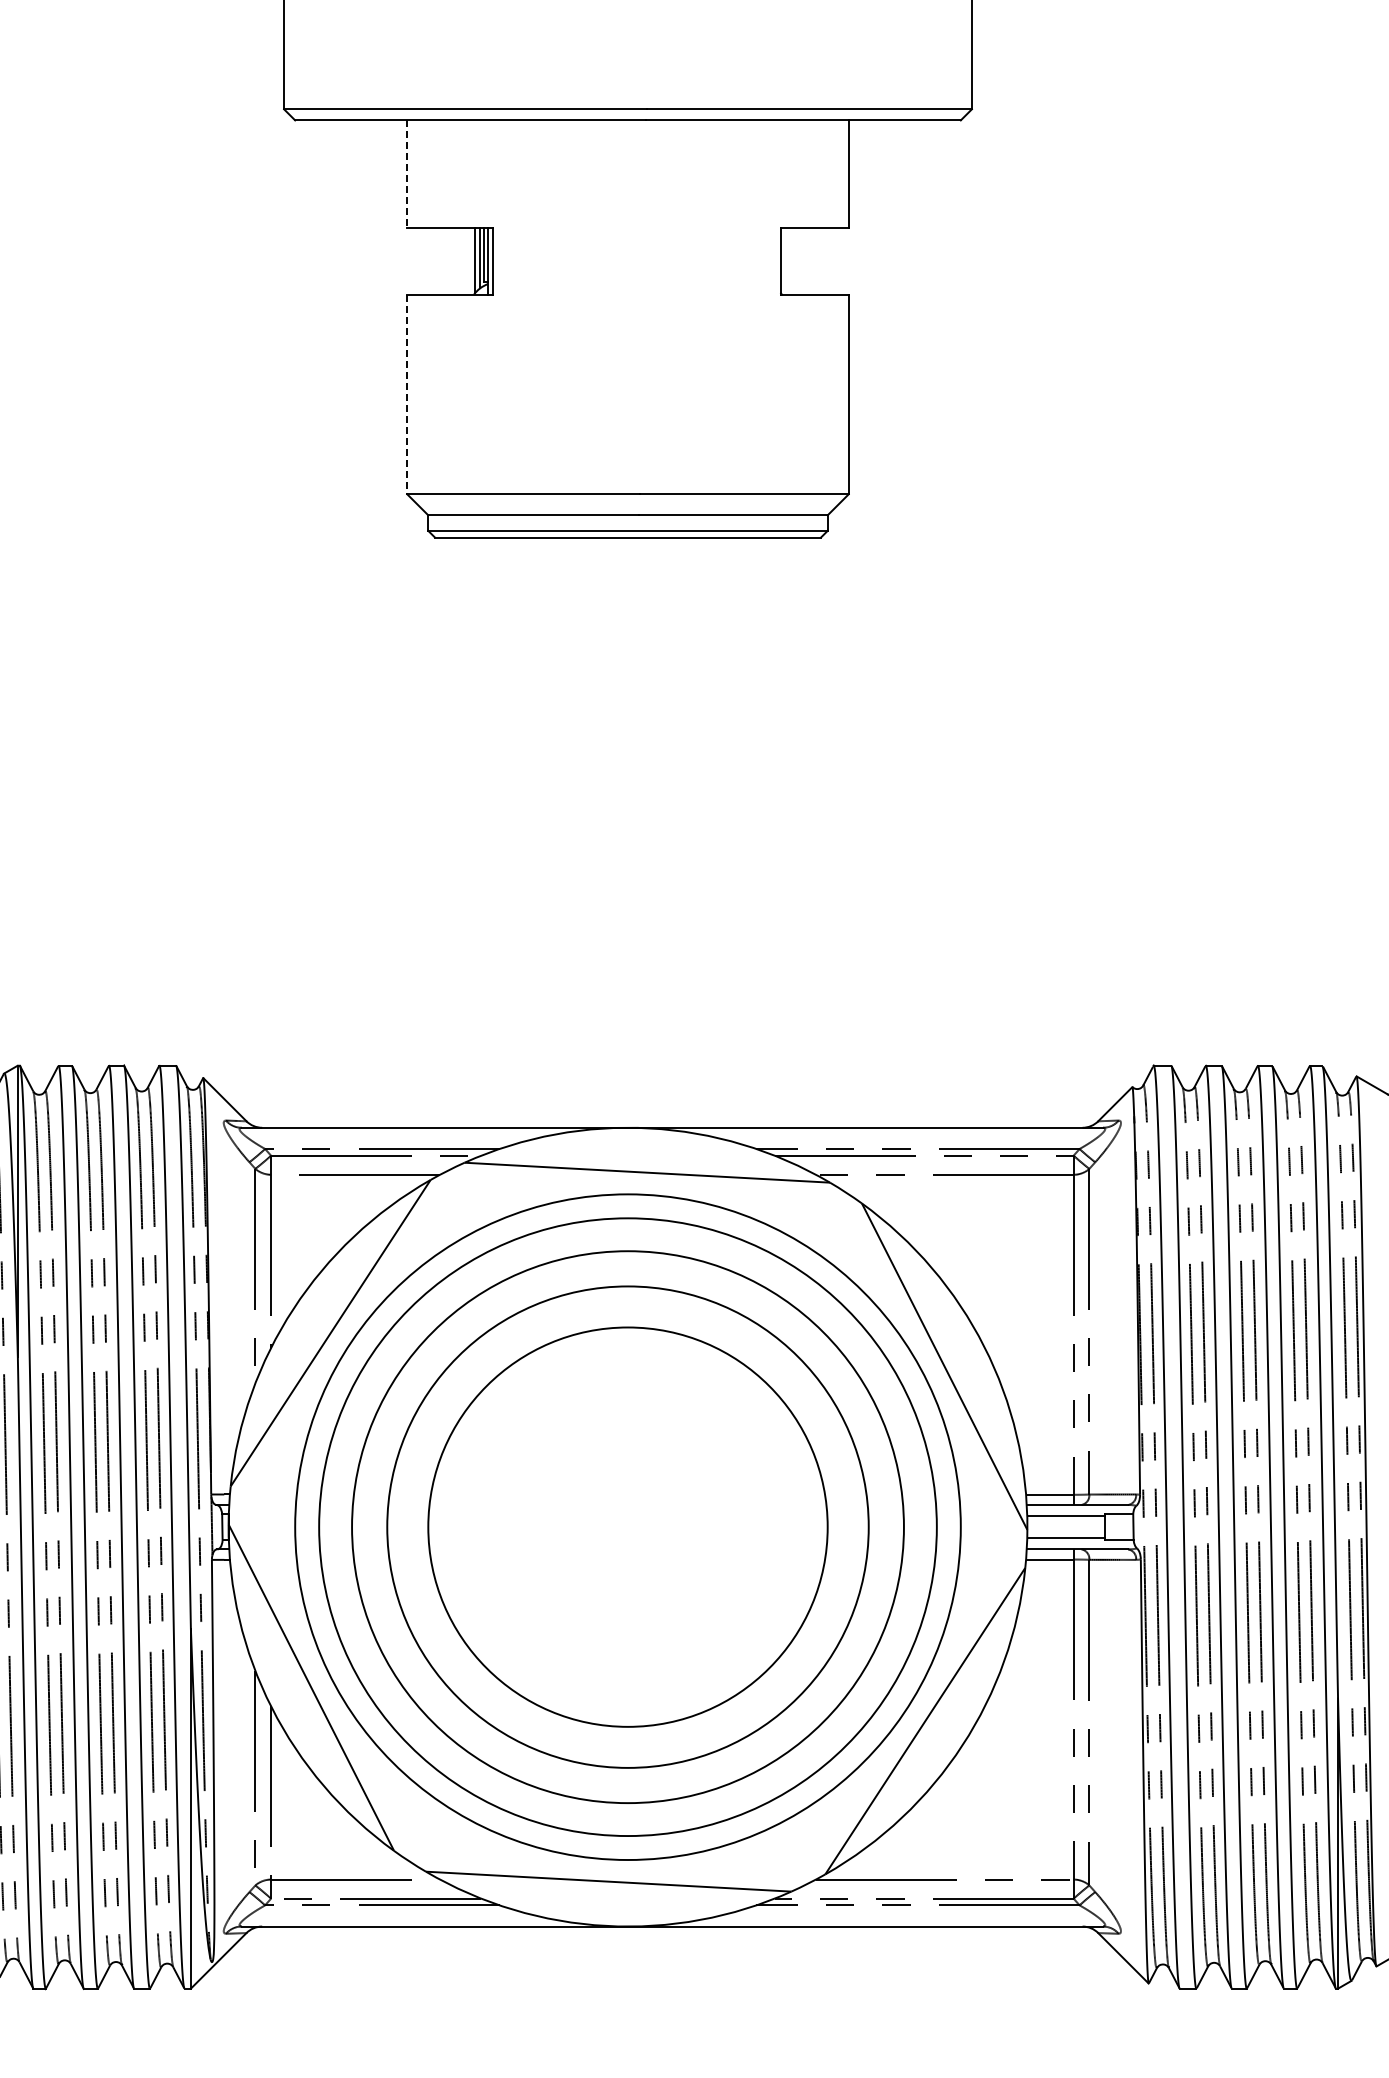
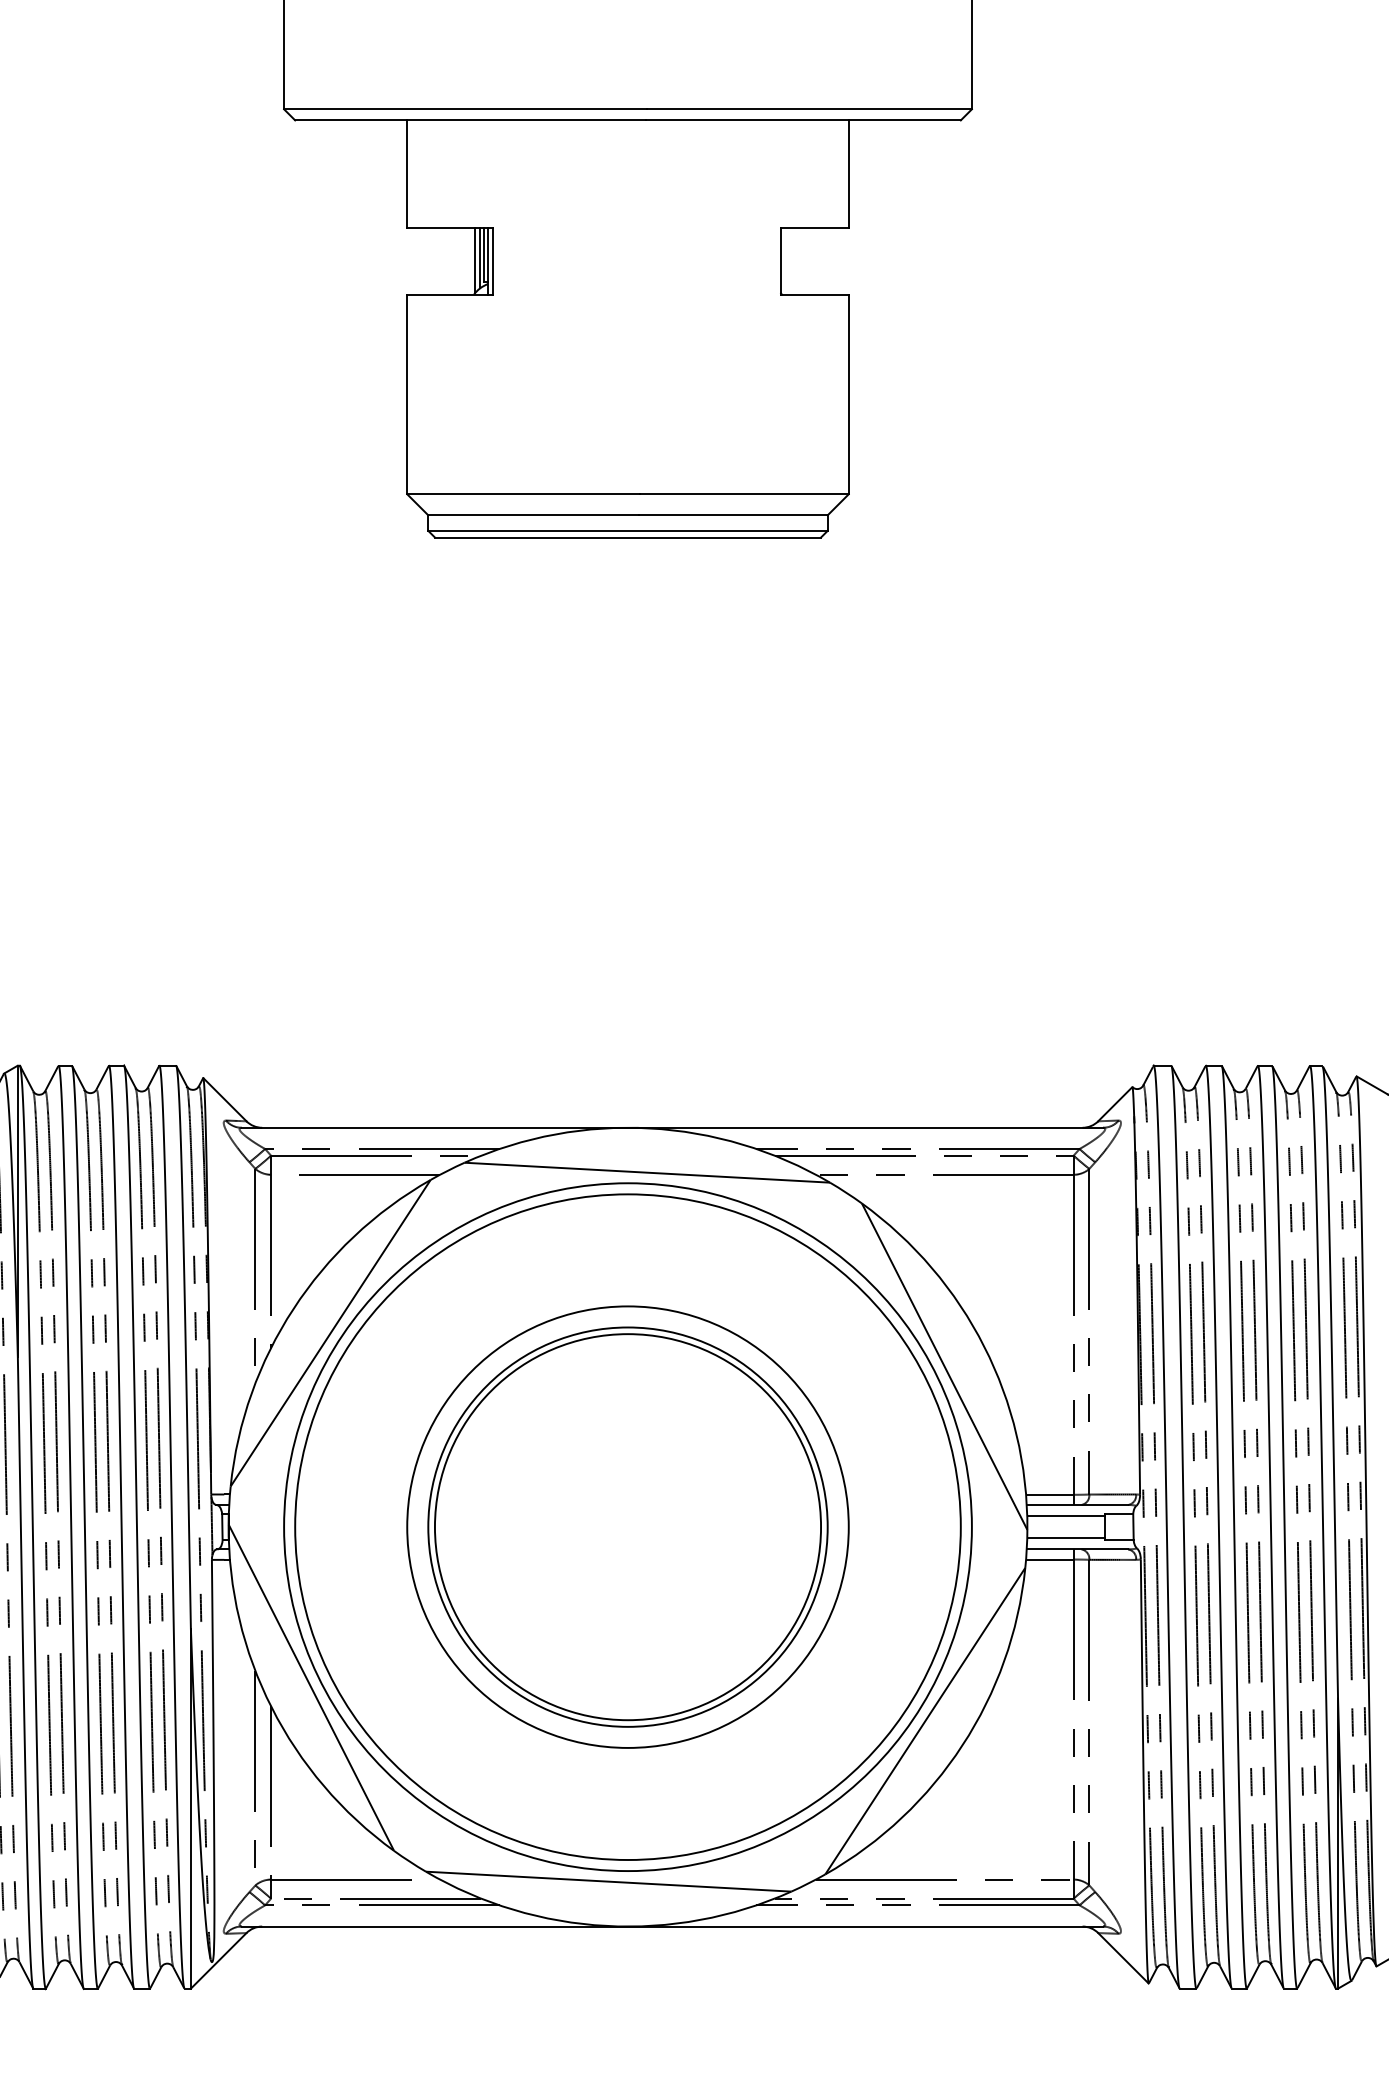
line: dashed -> solid (407, 174)
line: dashed -> solid (407, 394)
circle diameter: 481 px -> 688 px (627, 1527)
circle diameter: 552 px -> 442 px (627, 1526)
circle diameter: 618 px -> 386 px (627, 1527)
